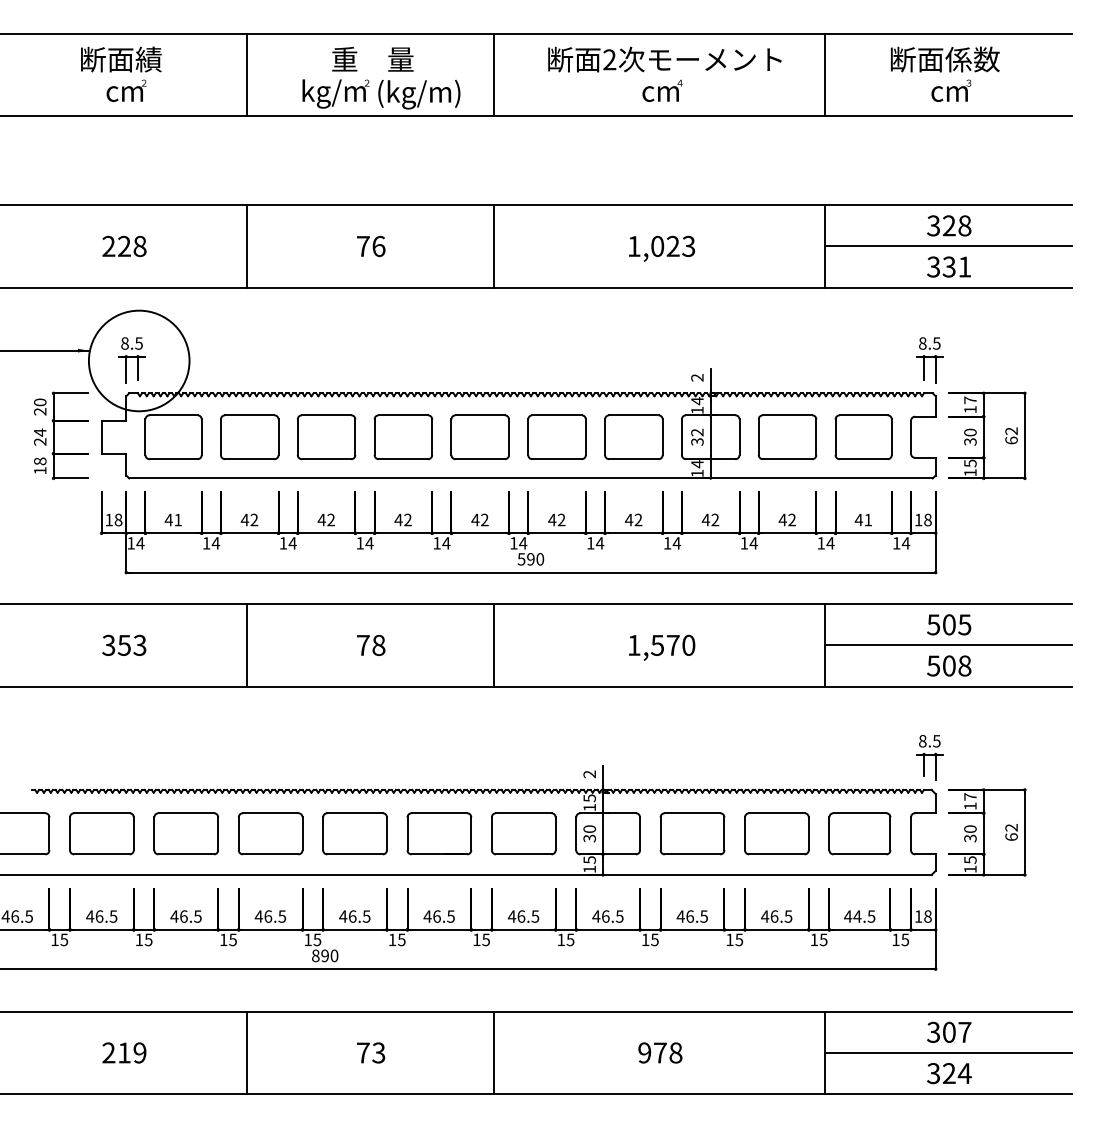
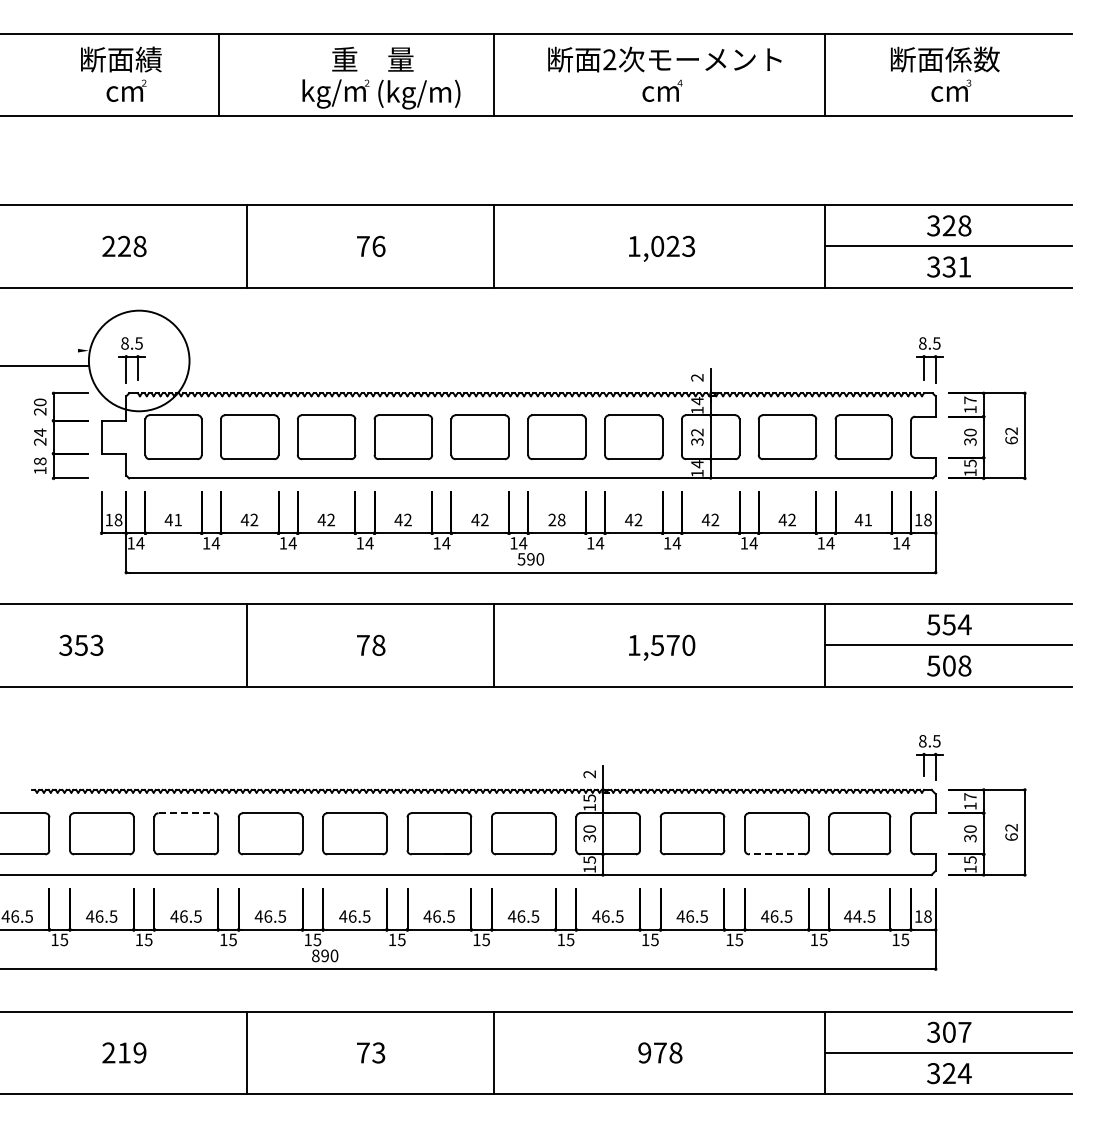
line position: (247, 74) -> (219, 74) (219, 74)
line position: (45, 350) -> (45, 365) (45, 365)
text: 42 -> 28 (556, 519)
text: 505 -> 554 (956, 624)
text position: (124, 644) -> (81, 644) (81, 644)
line: solid -> dashed (186, 813)
line: solid -> dashed (776, 854)
